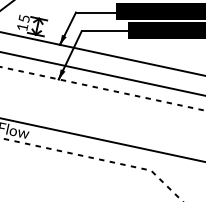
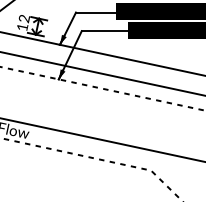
text: 15 -> 12 (23, 18)
